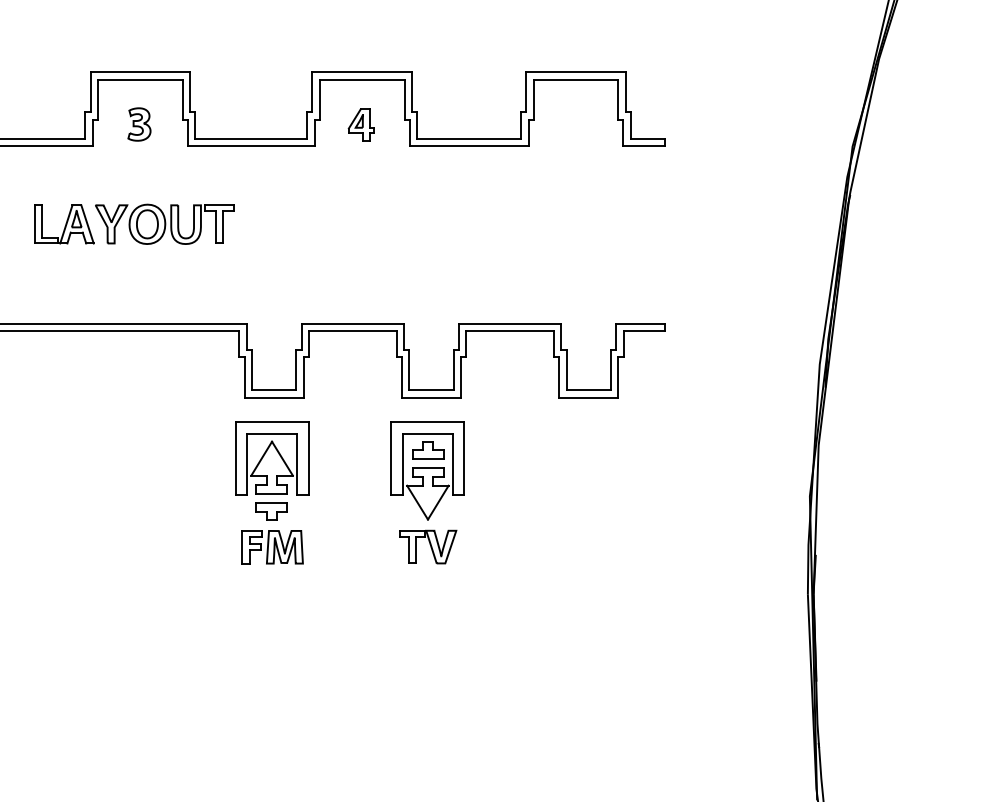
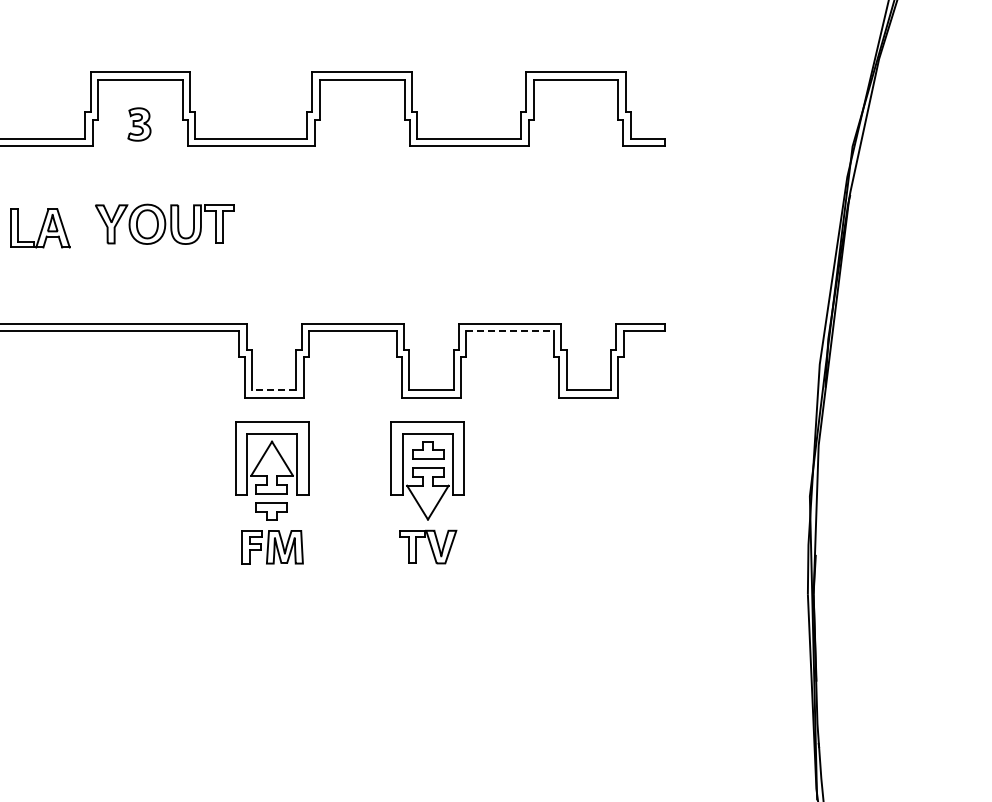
part: present -> none (360, 124)
part position: (64, 224) -> (40, 228) (40, 228)
line: solid -> dashed (510, 331)
line: solid -> dashed (273, 390)
